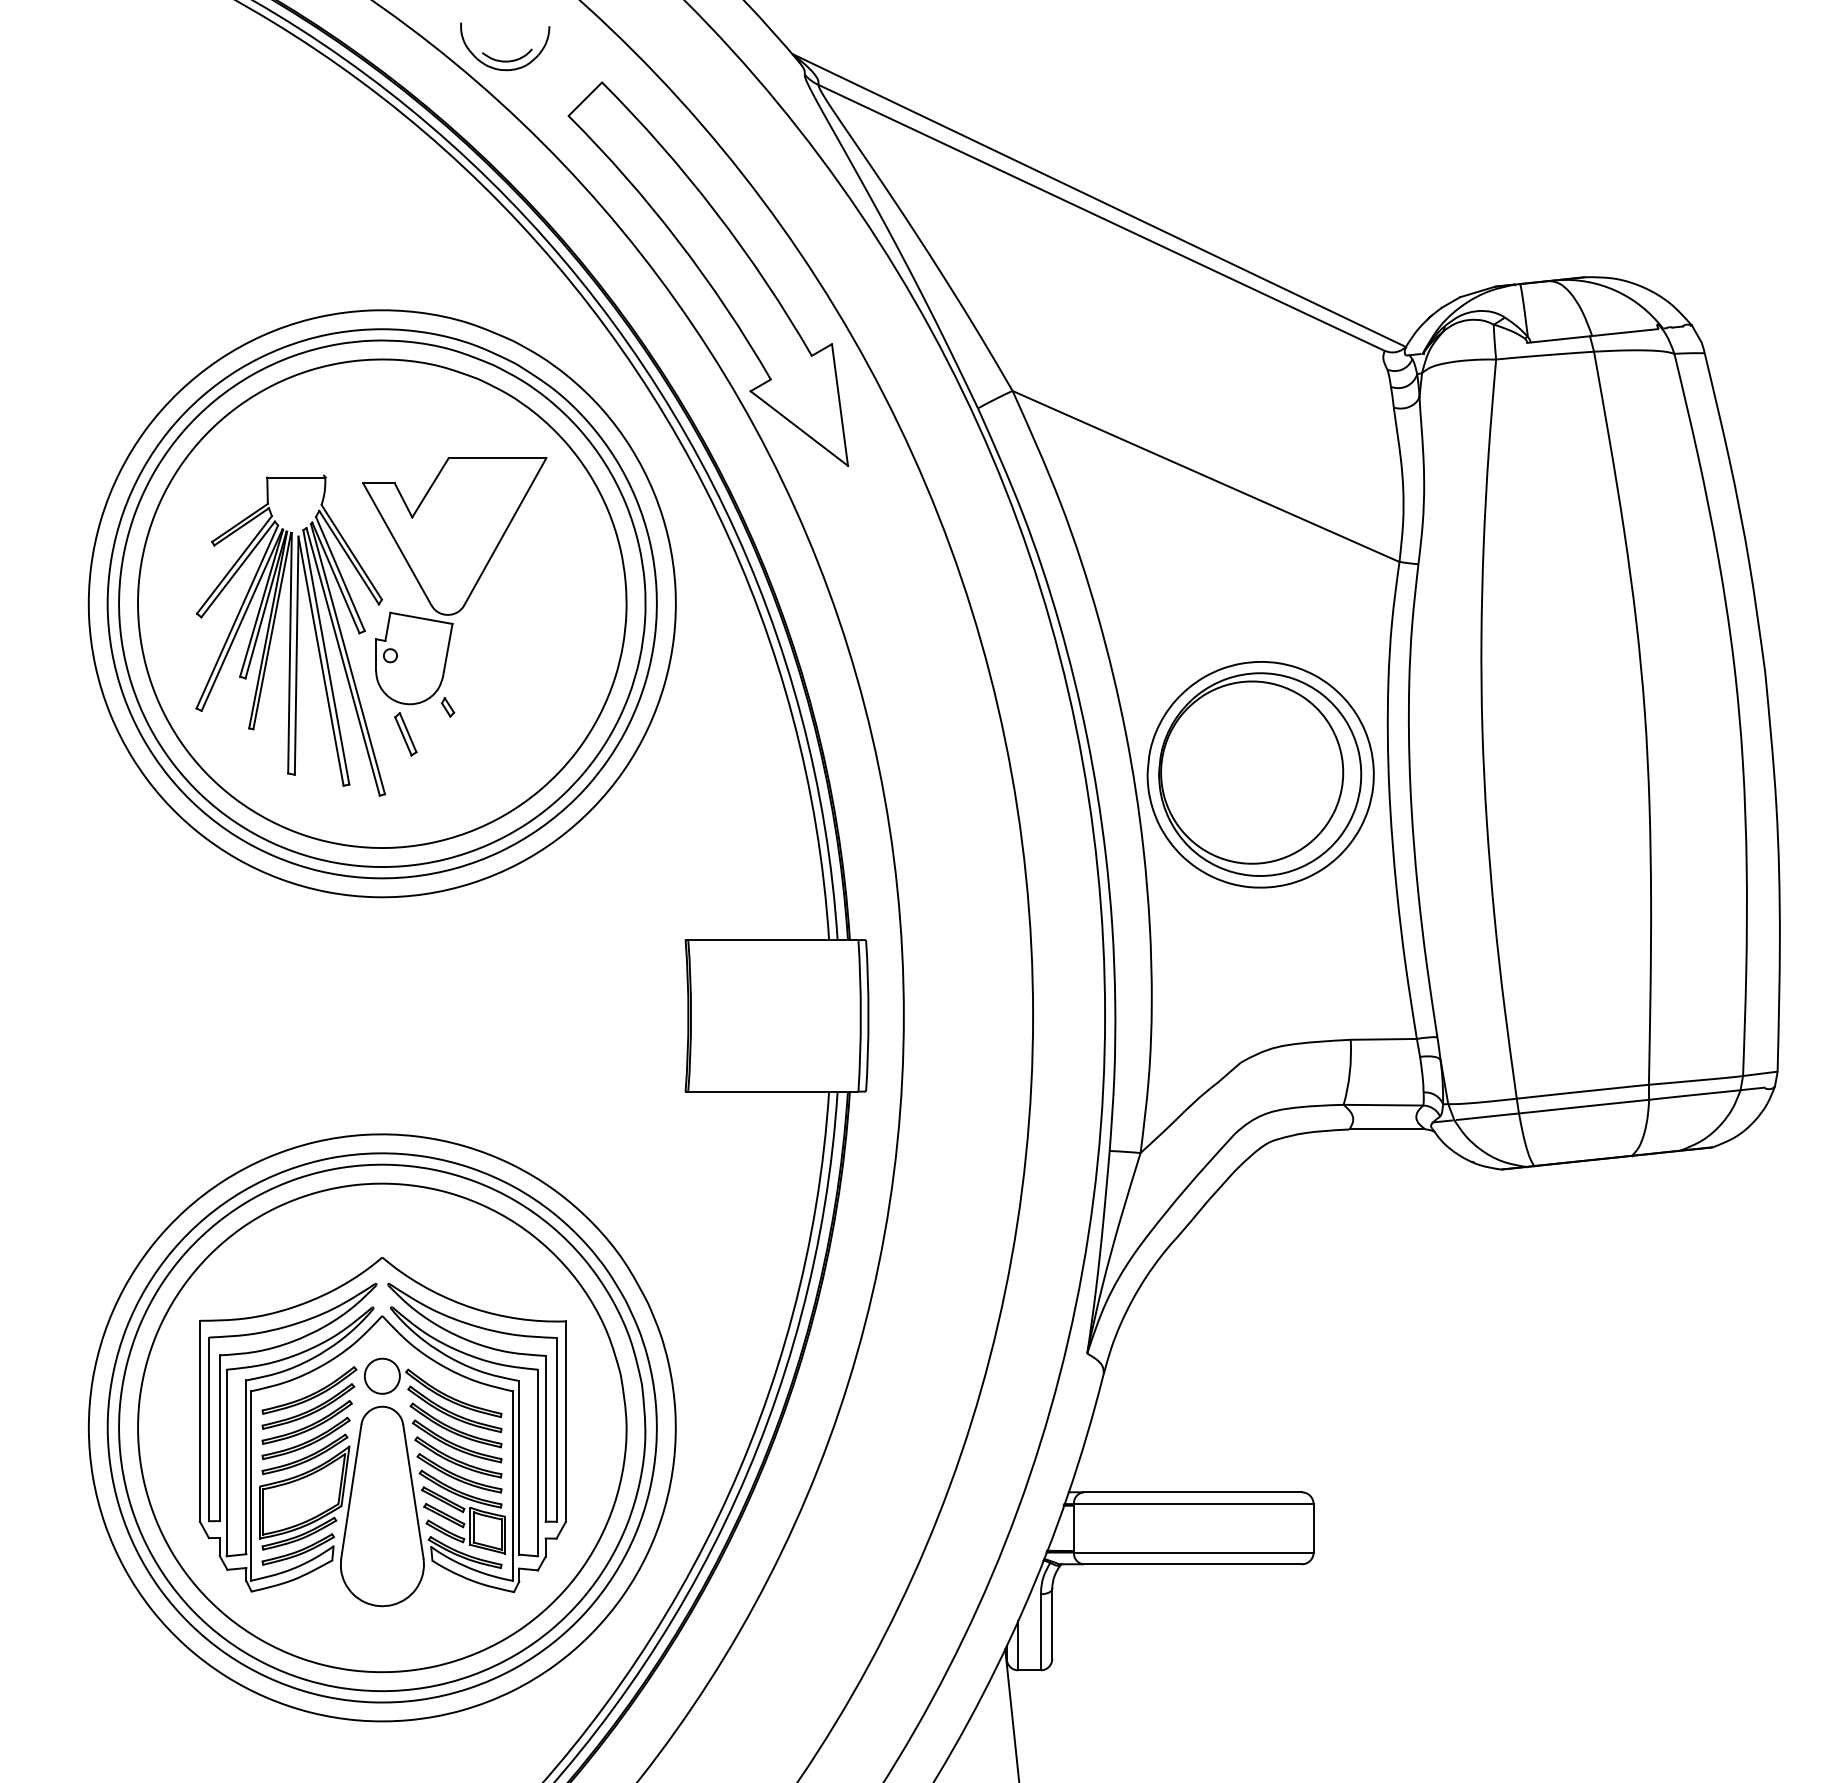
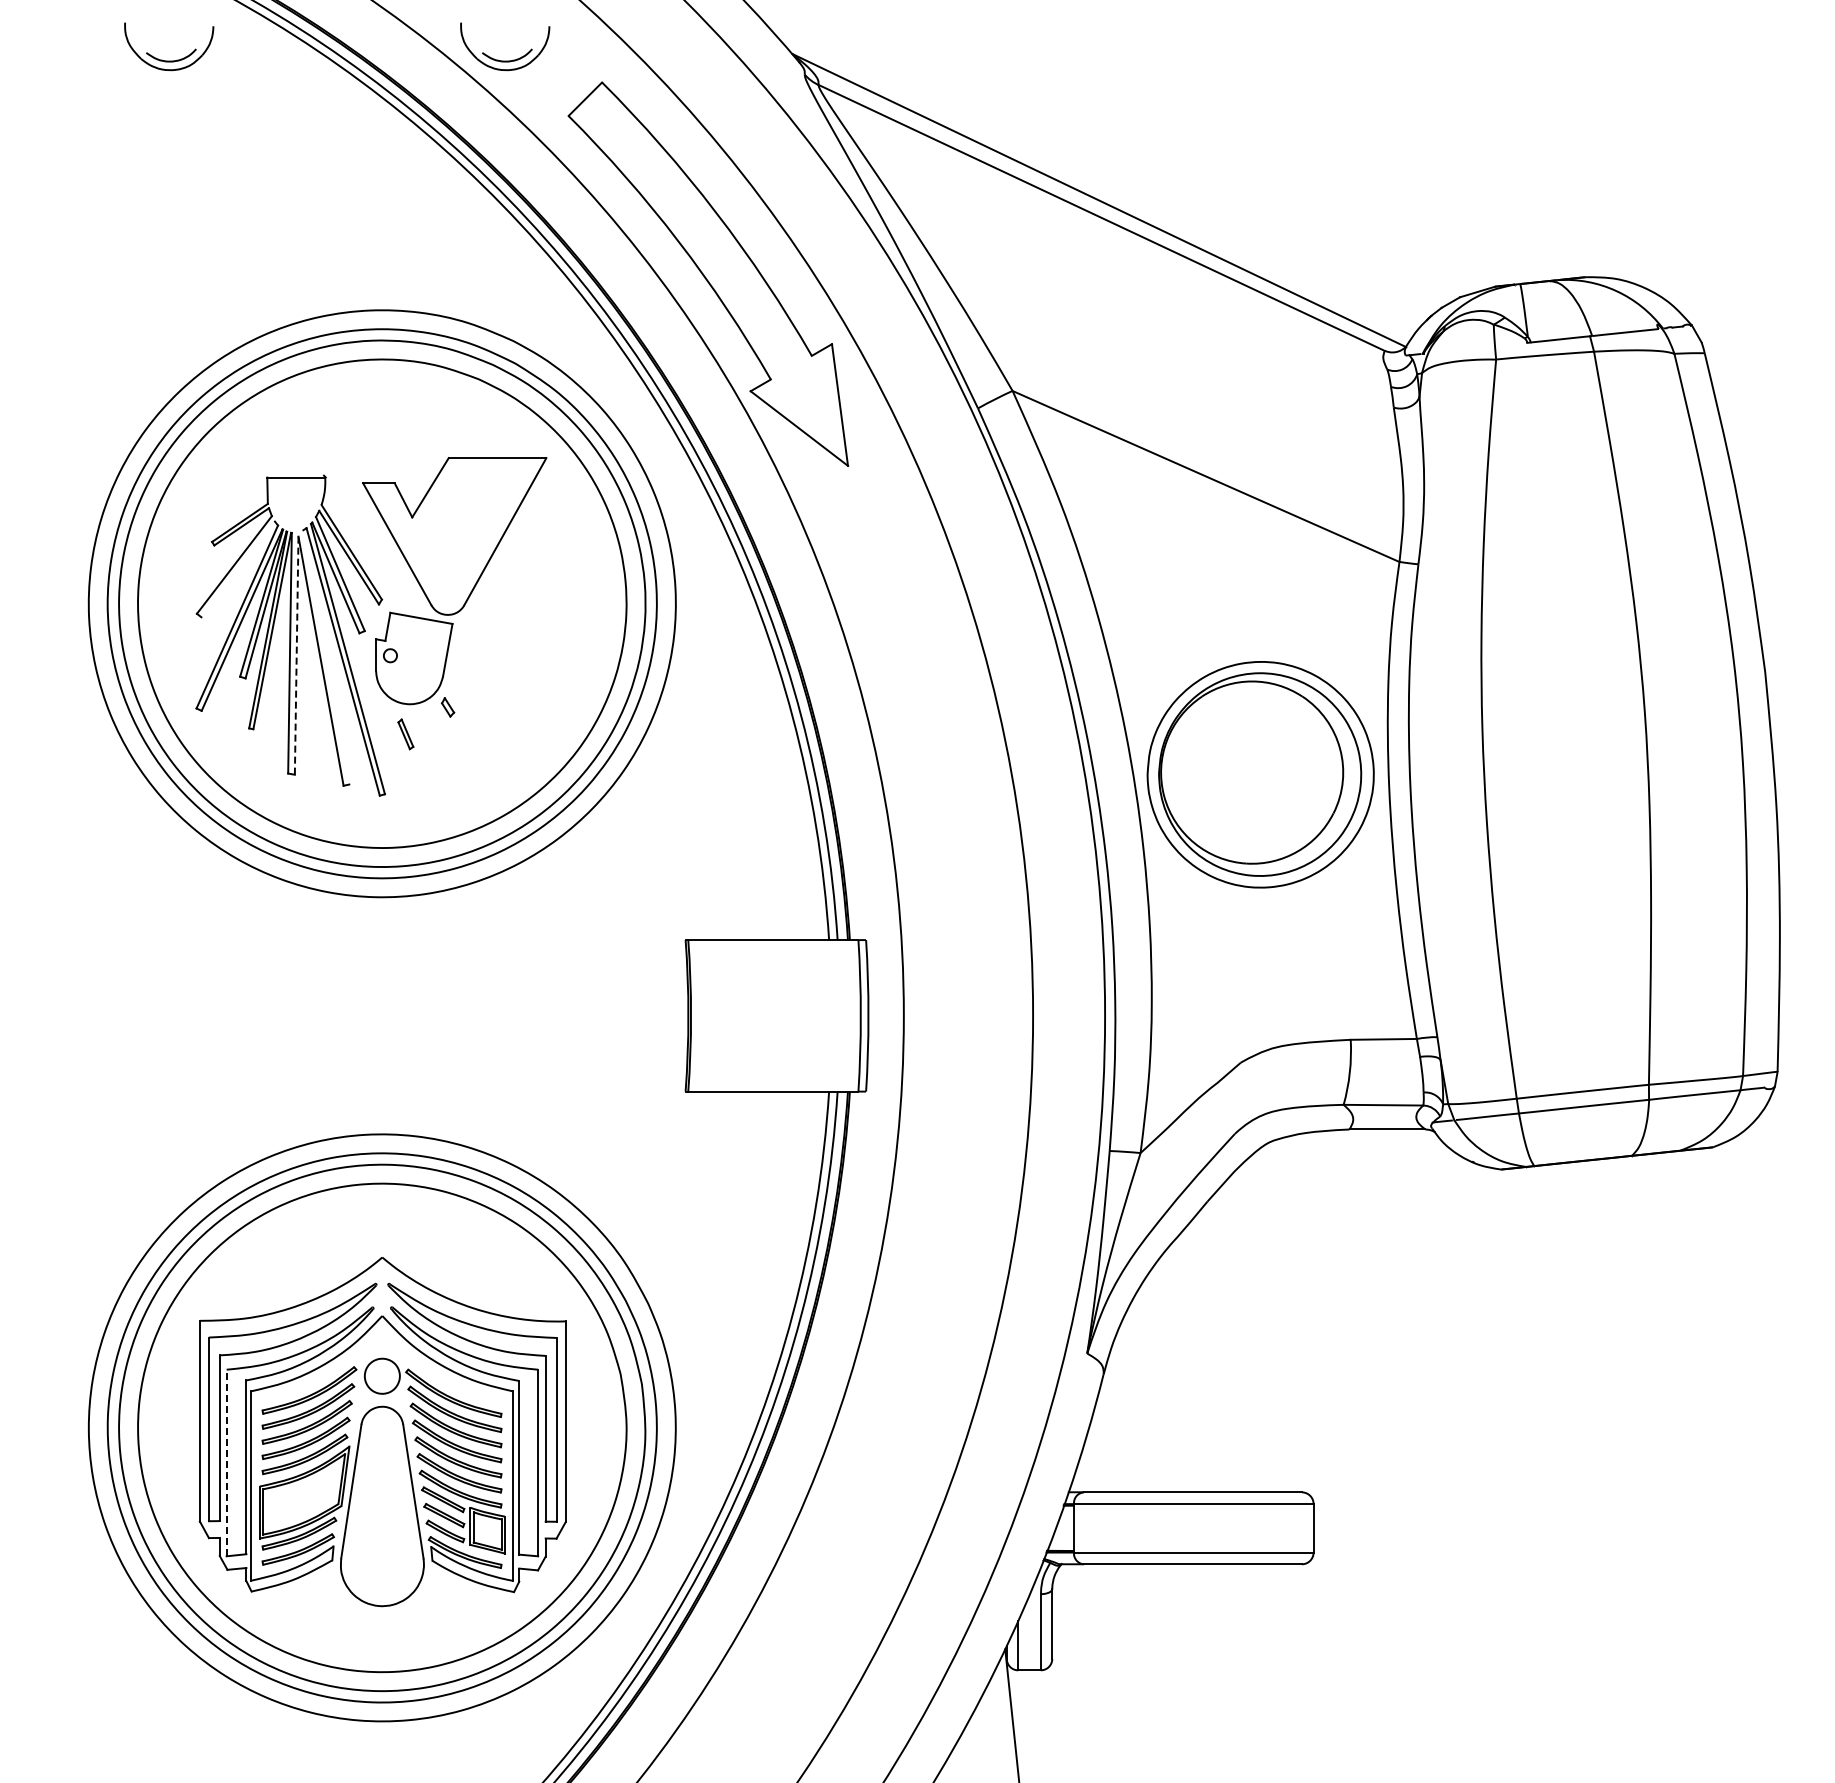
part: none -> present (169, 60)
line: present -> none (237, 569)
line: solid -> dashed (296, 656)
line: present -> none (326, 657)
part size: 24x45 px -> 18x33 px (405, 734)
line: solid -> dashed (226, 1462)
